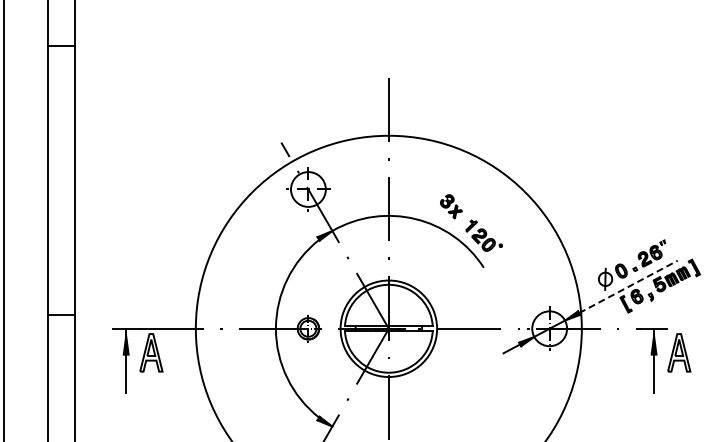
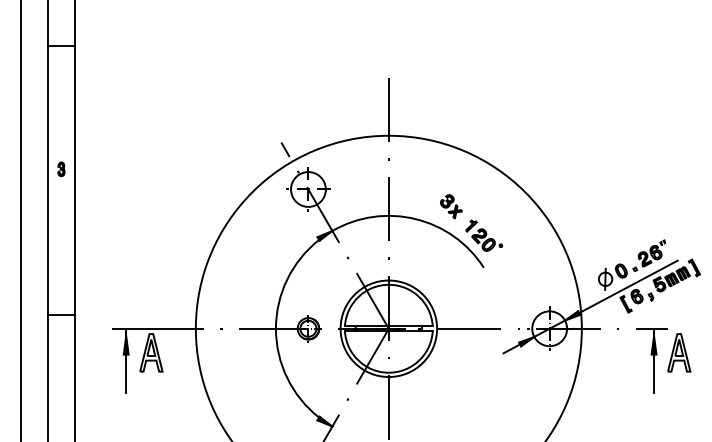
part: none -> present (61, 169)
line position: (4, 220) -> (21, 220) (21, 220)
line: dashed -> solid (628, 286)
